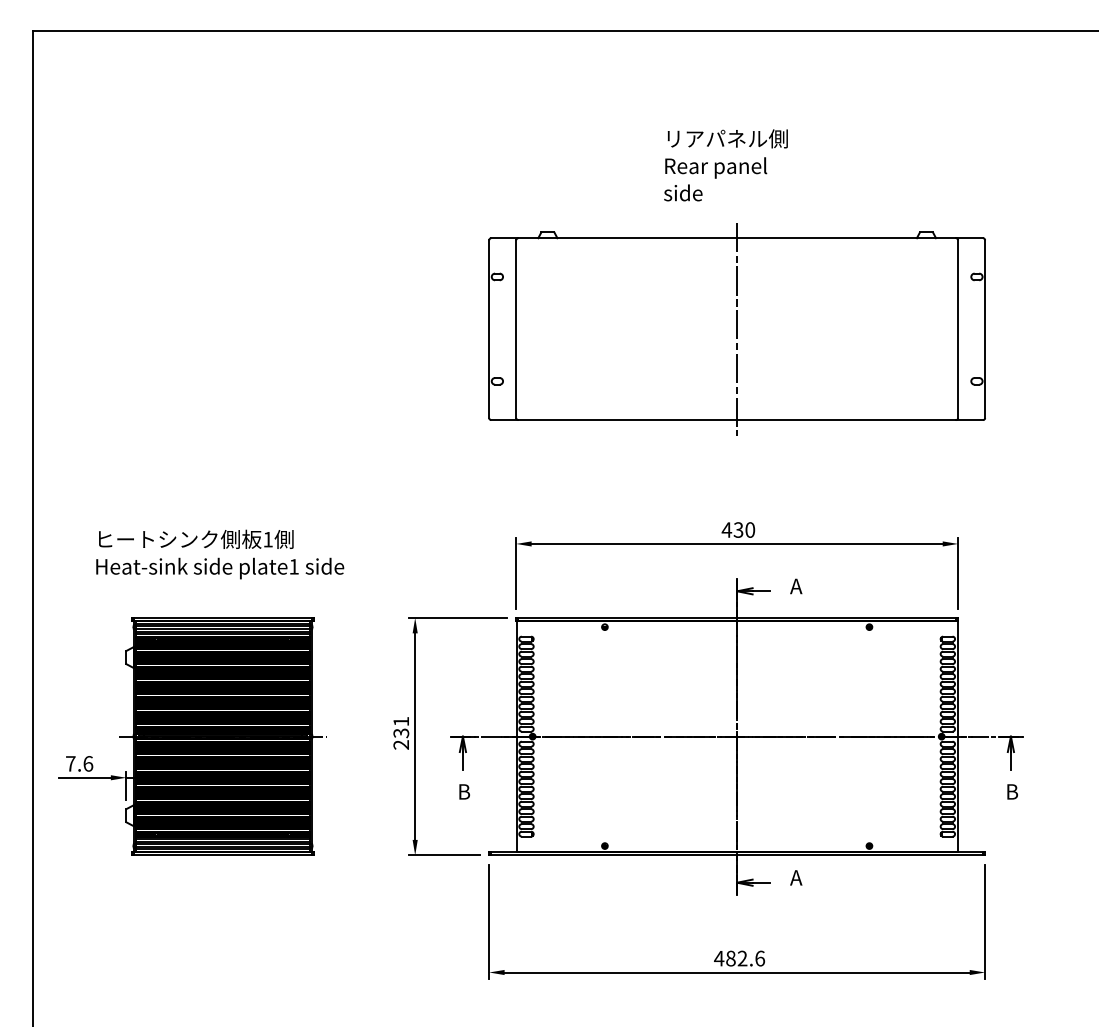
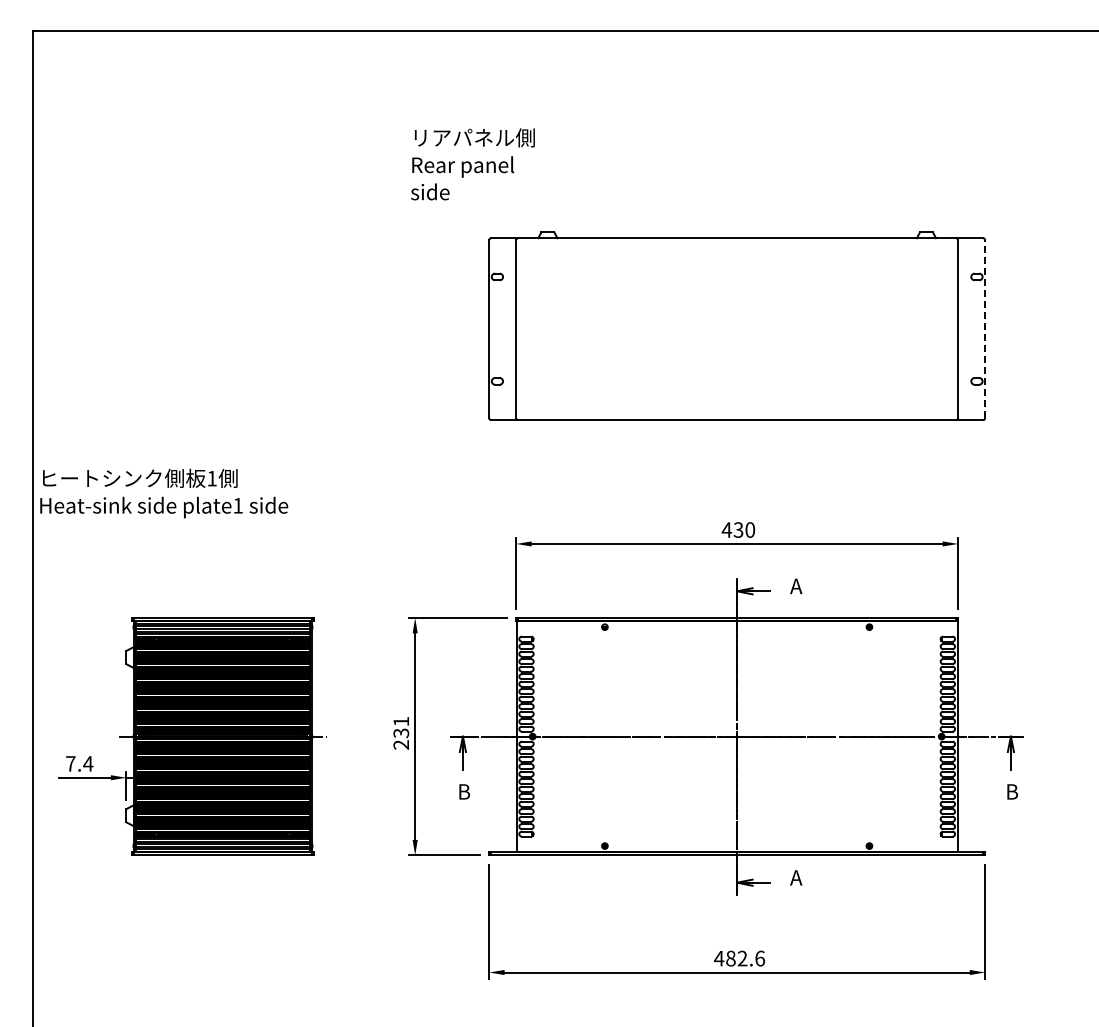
text position: (725, 165) -> (472, 164) (472, 164)
line: present -> none (737, 328)
line: solid -> dashed (985, 329)
text position: (220, 554) -> (164, 493) (164, 493)
text: 7.6 -> 7.4 (88, 763)
